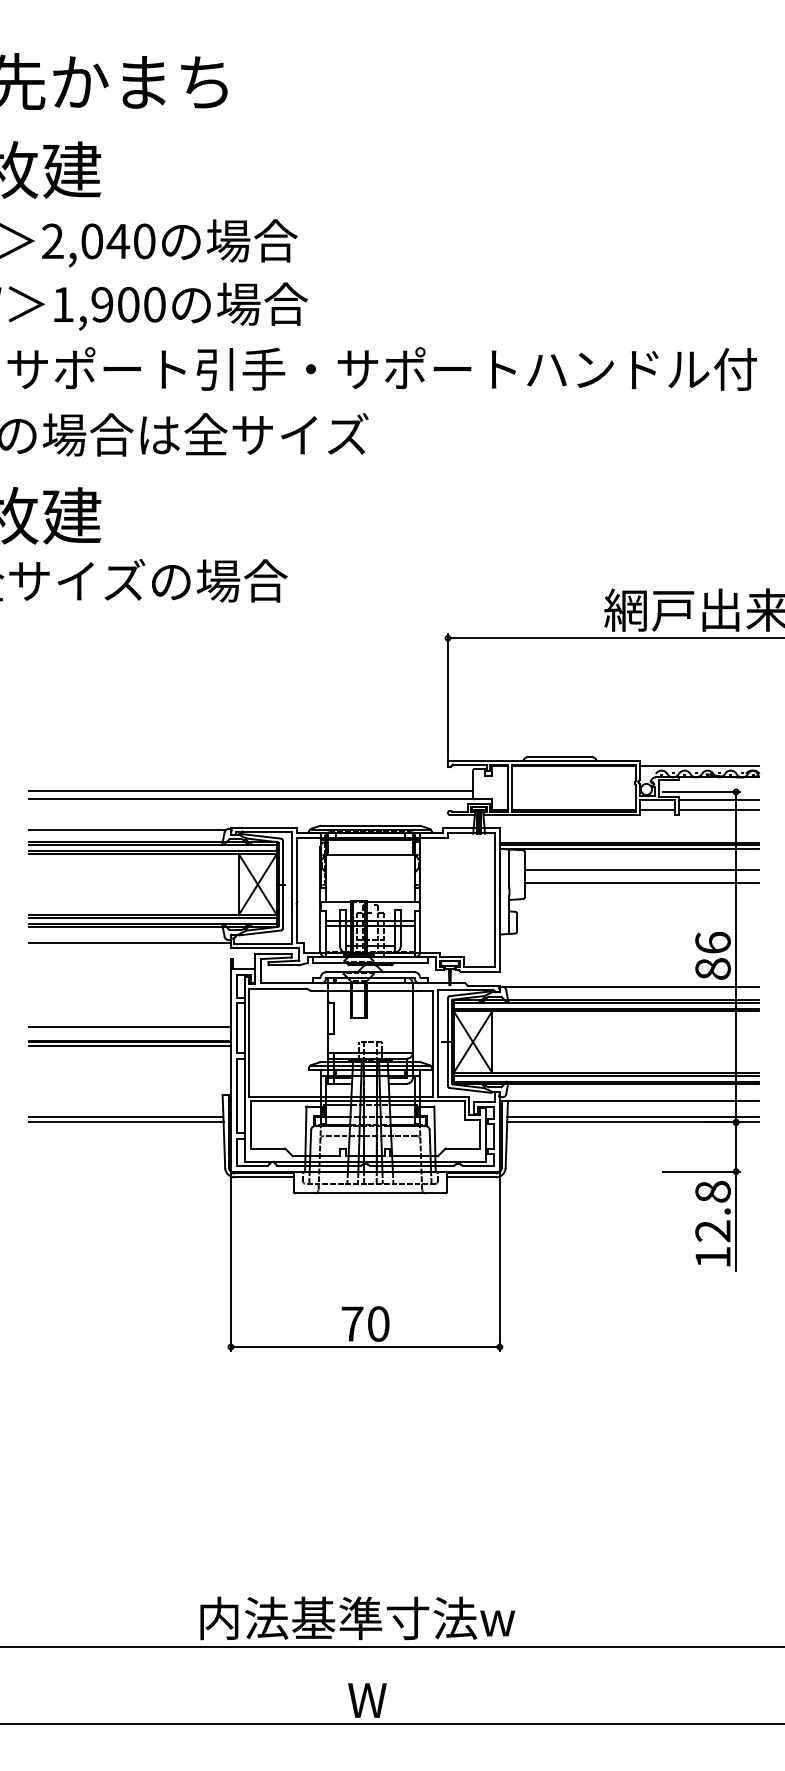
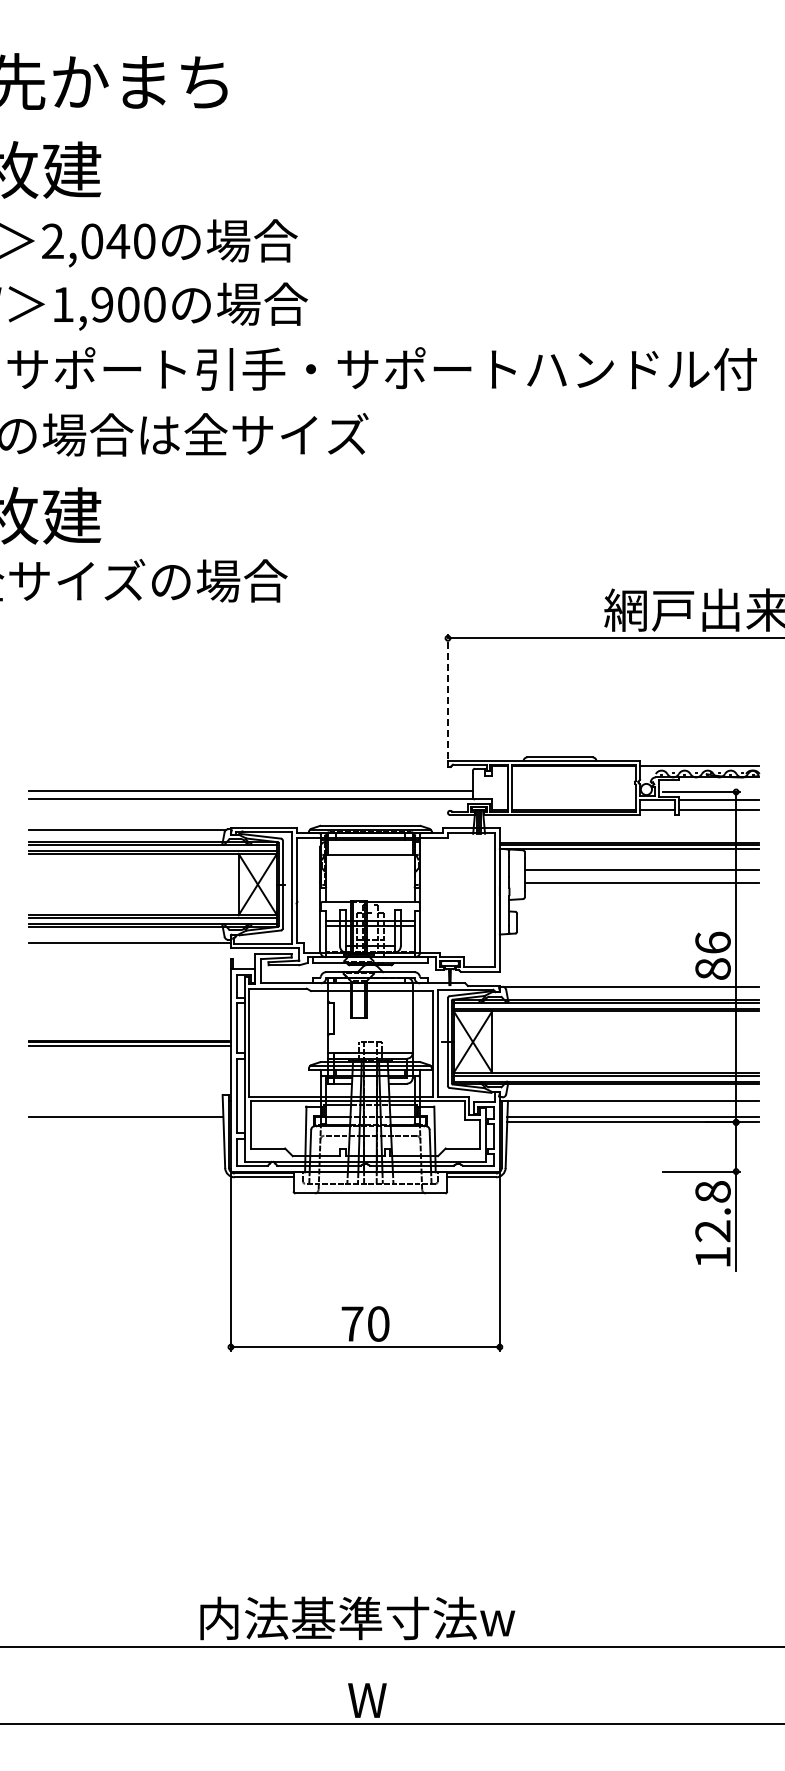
line: solid -> dashed (448, 696)
line: present -> none (129, 1027)
line: present -> none (126, 1122)
